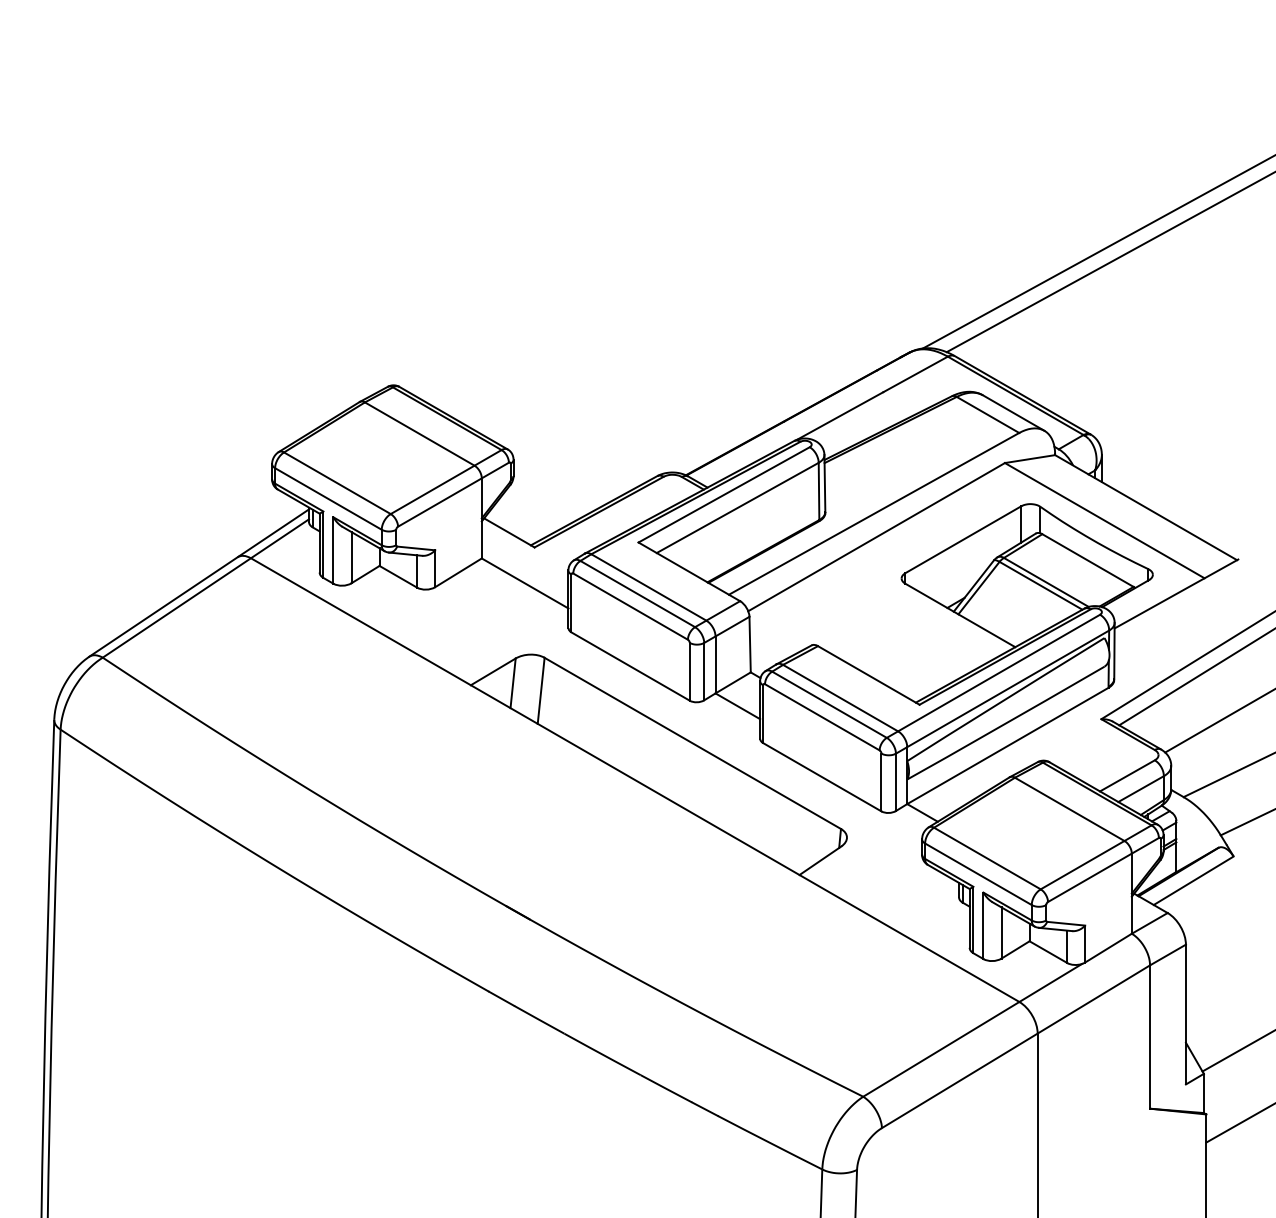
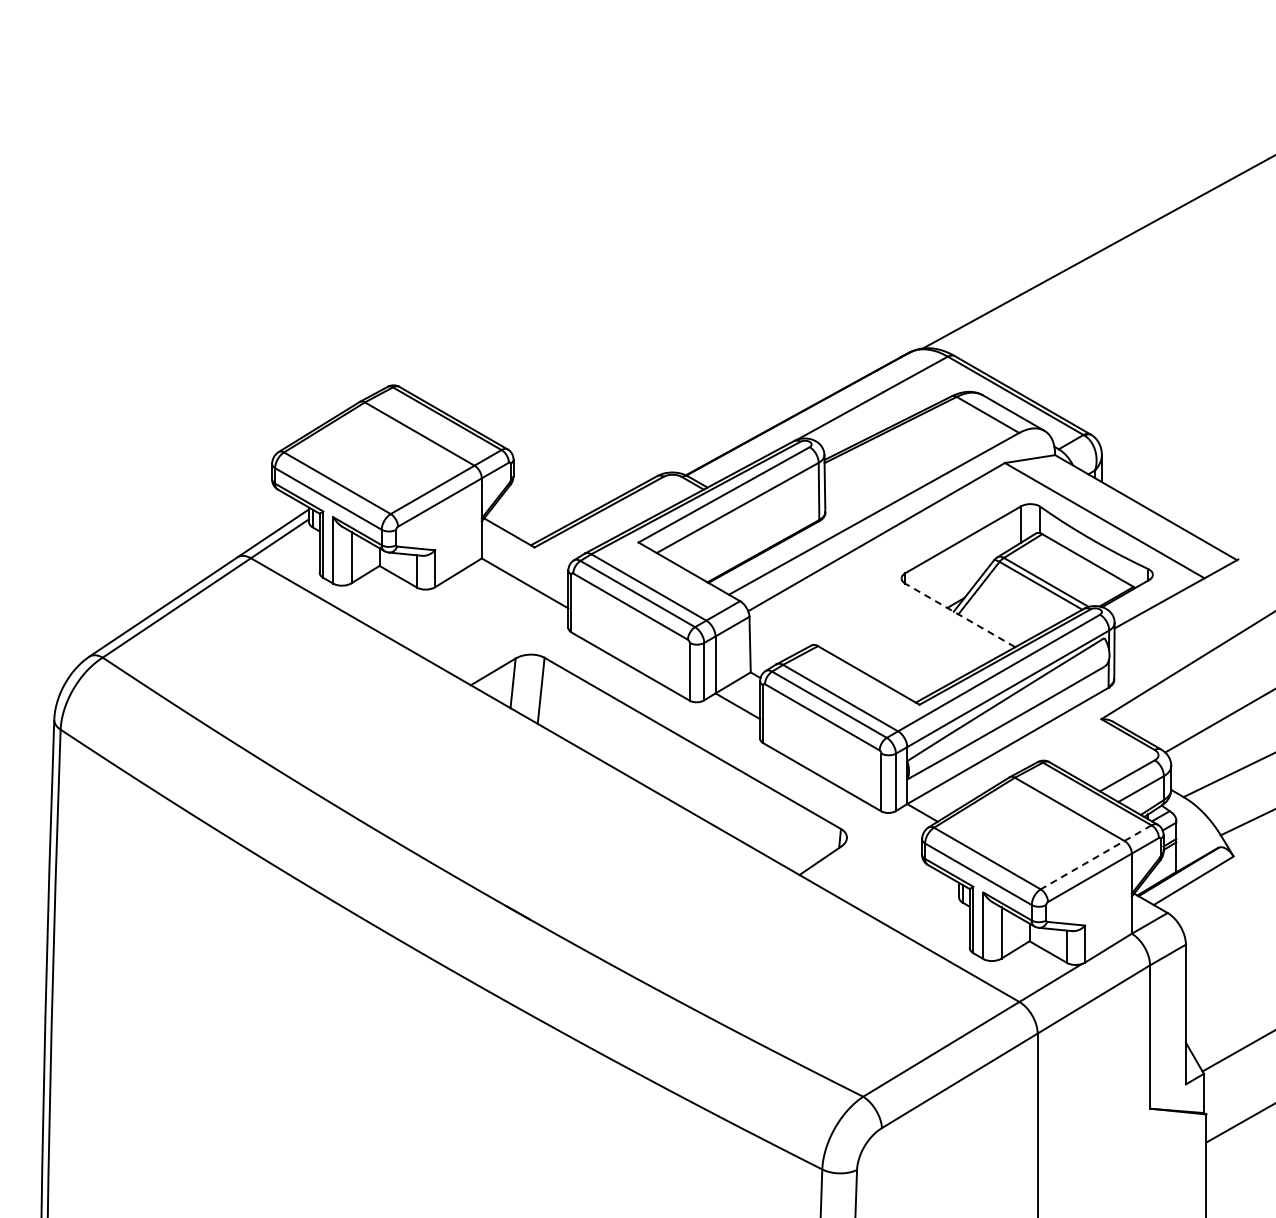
line: present -> none (1109, 262)
line: solid -> dashed (959, 615)
line: present -> none (1195, 677)
line: solid -> dashed (1096, 857)
